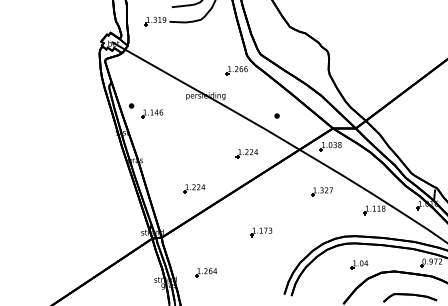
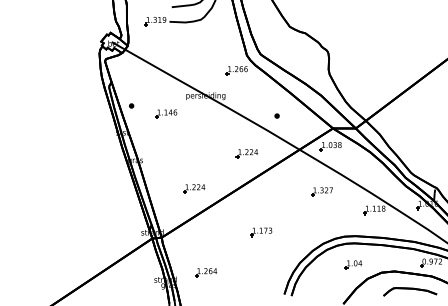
part position: (152, 113) -> (166, 113) (166, 113)
part position: (359, 264) -> (353, 264) (353, 264)
part position: (410, 297) -> (410, 291) (410, 291)
